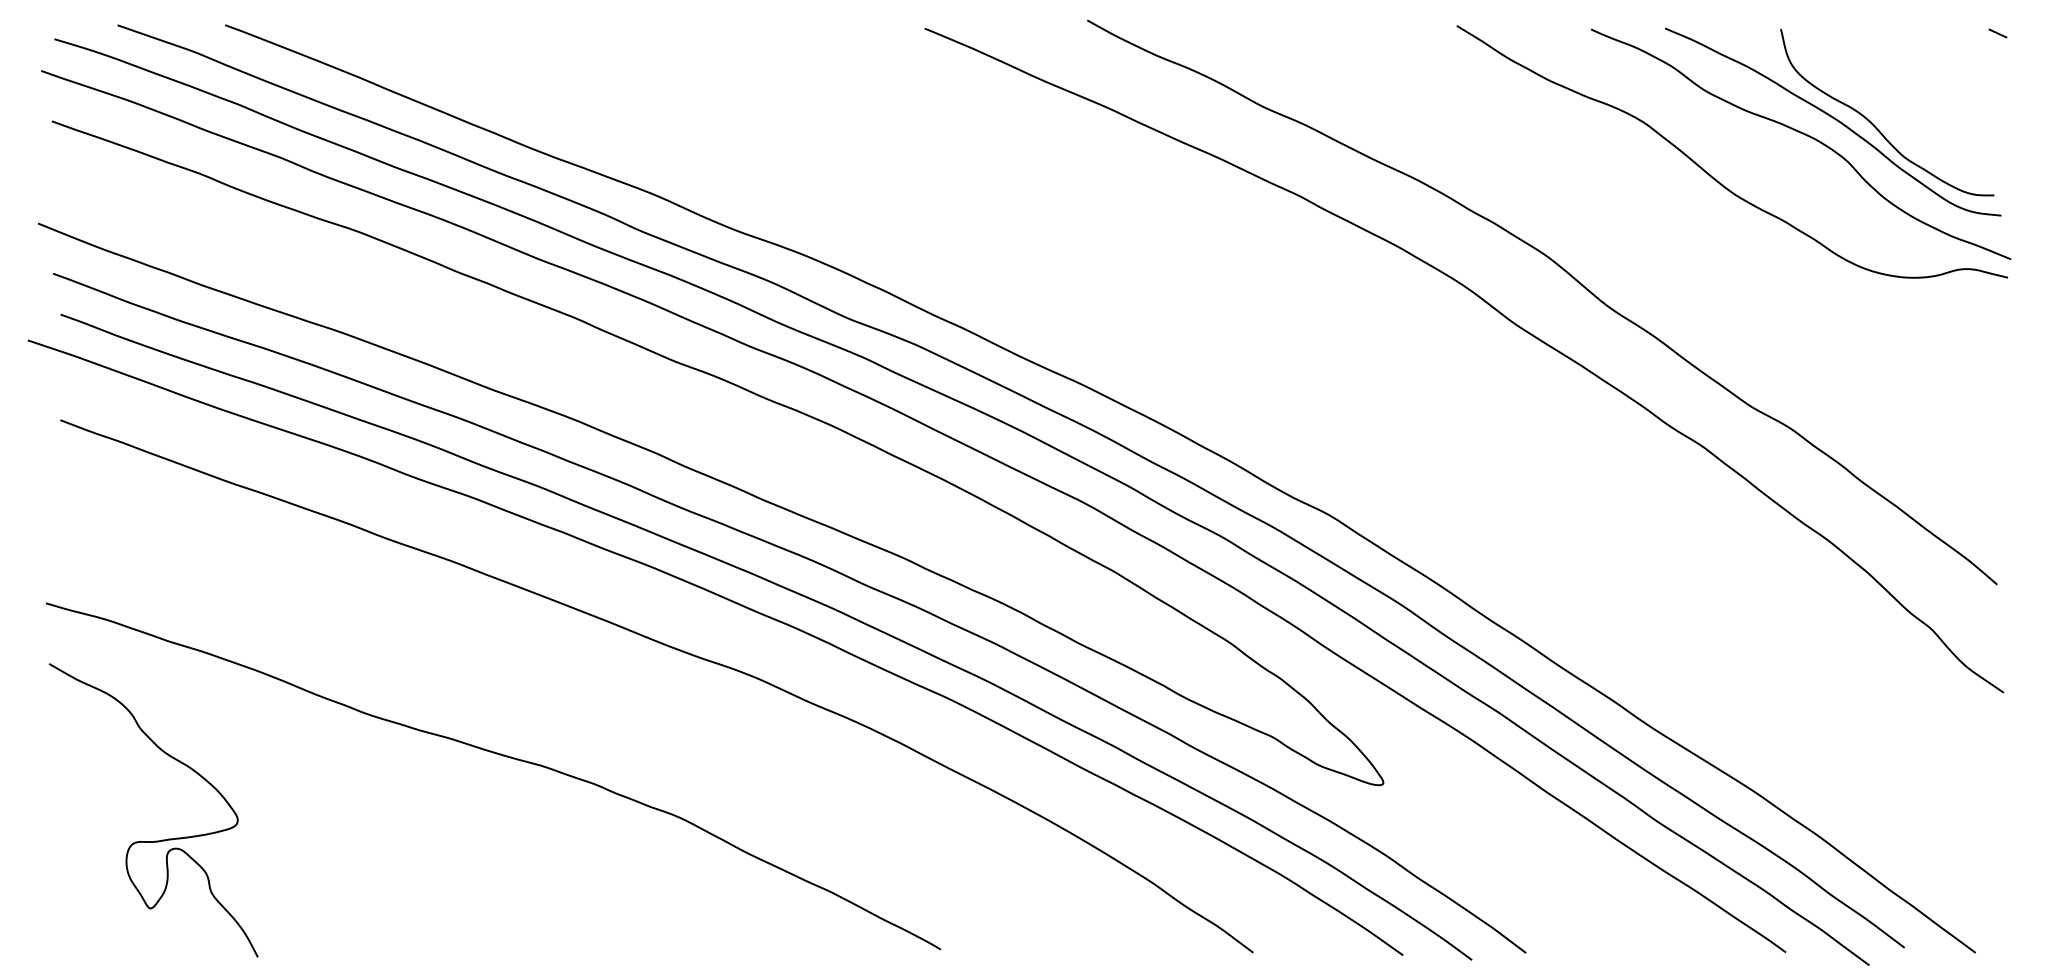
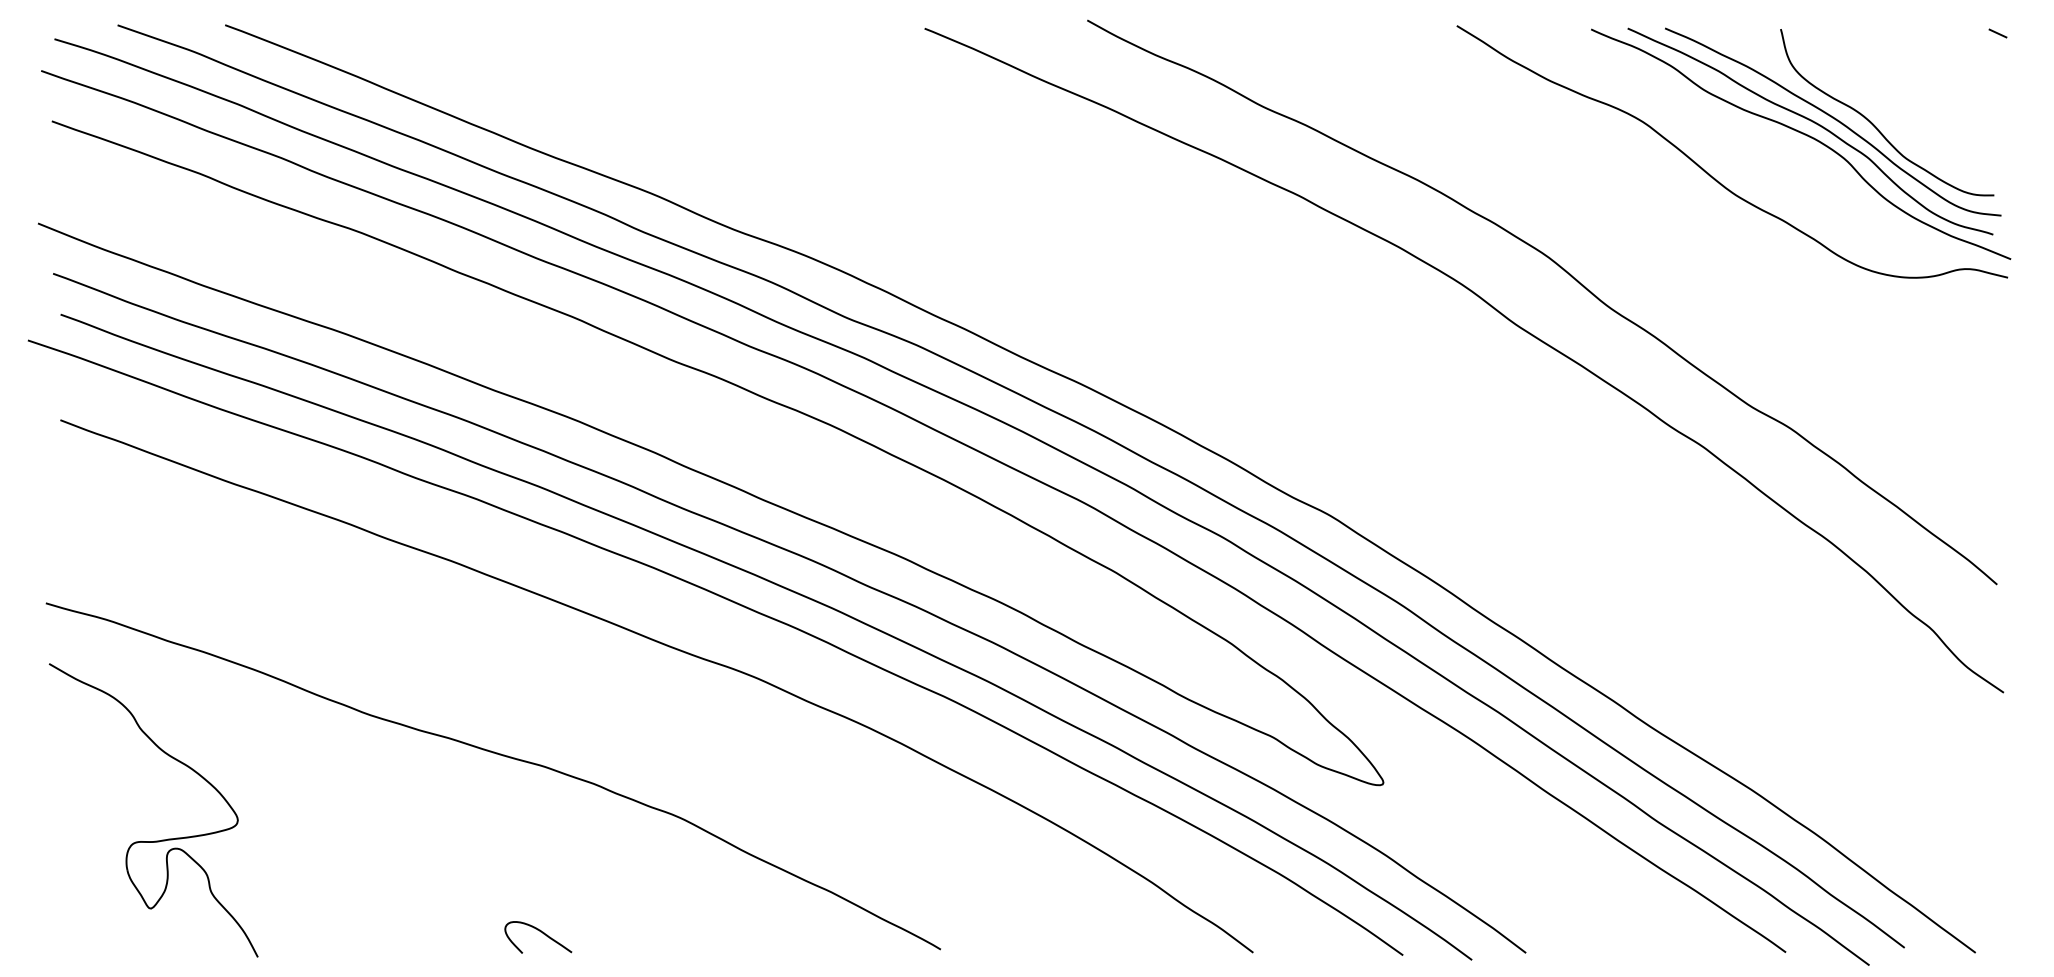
curve: none -> present (1814, 123)
curve: none -> present (540, 932)
